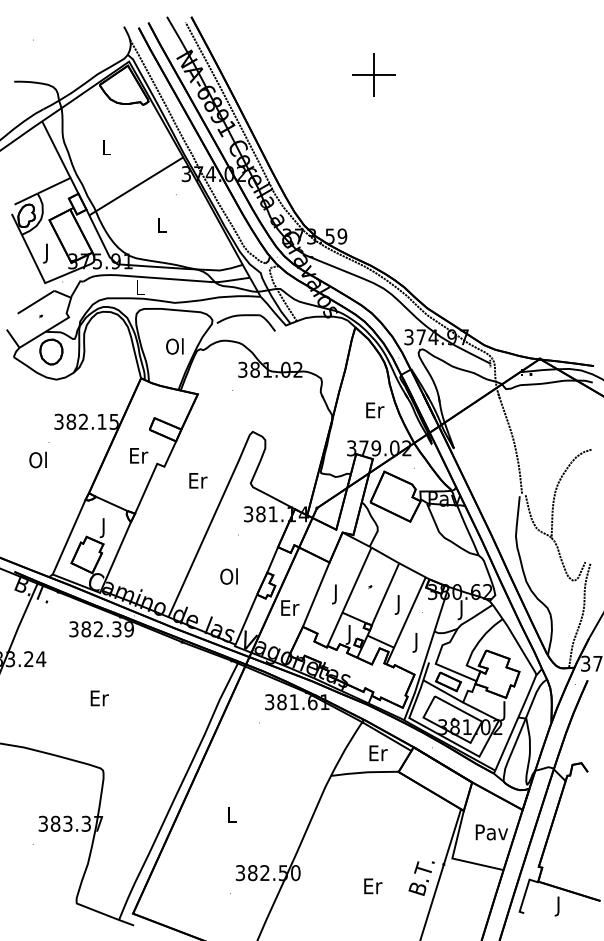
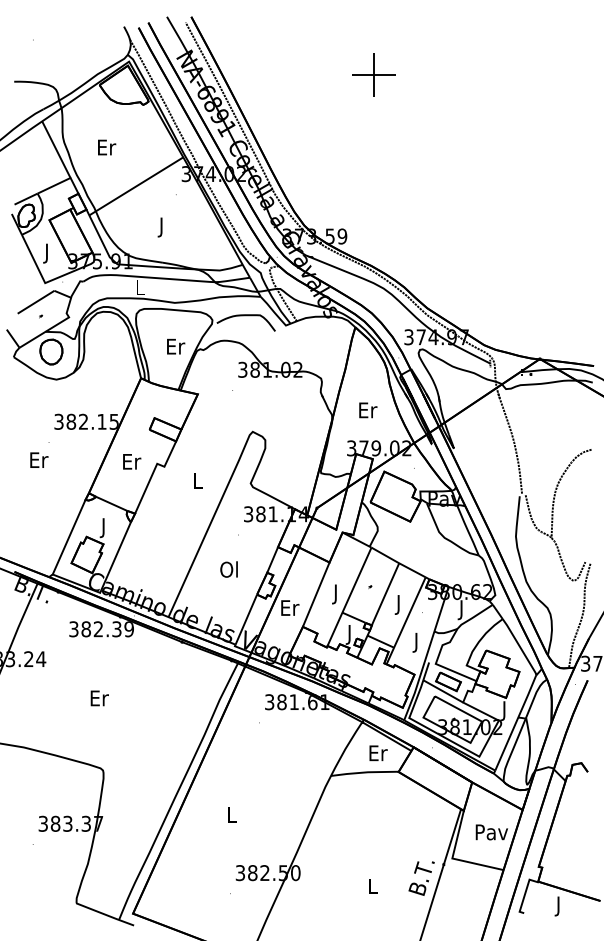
text: L -> Er (107, 147)
text: L -> J (161, 227)
text: Ol -> Er (175, 346)
text position: (375, 410) -> (368, 410) (368, 410)
text position: (139, 455) -> (132, 461) (132, 461)
text: Ol -> Er (38, 459)
text: Er -> L (198, 480)
text position: (228, 576) -> (228, 569) (228, 569)
text: Er -> L (373, 886)
